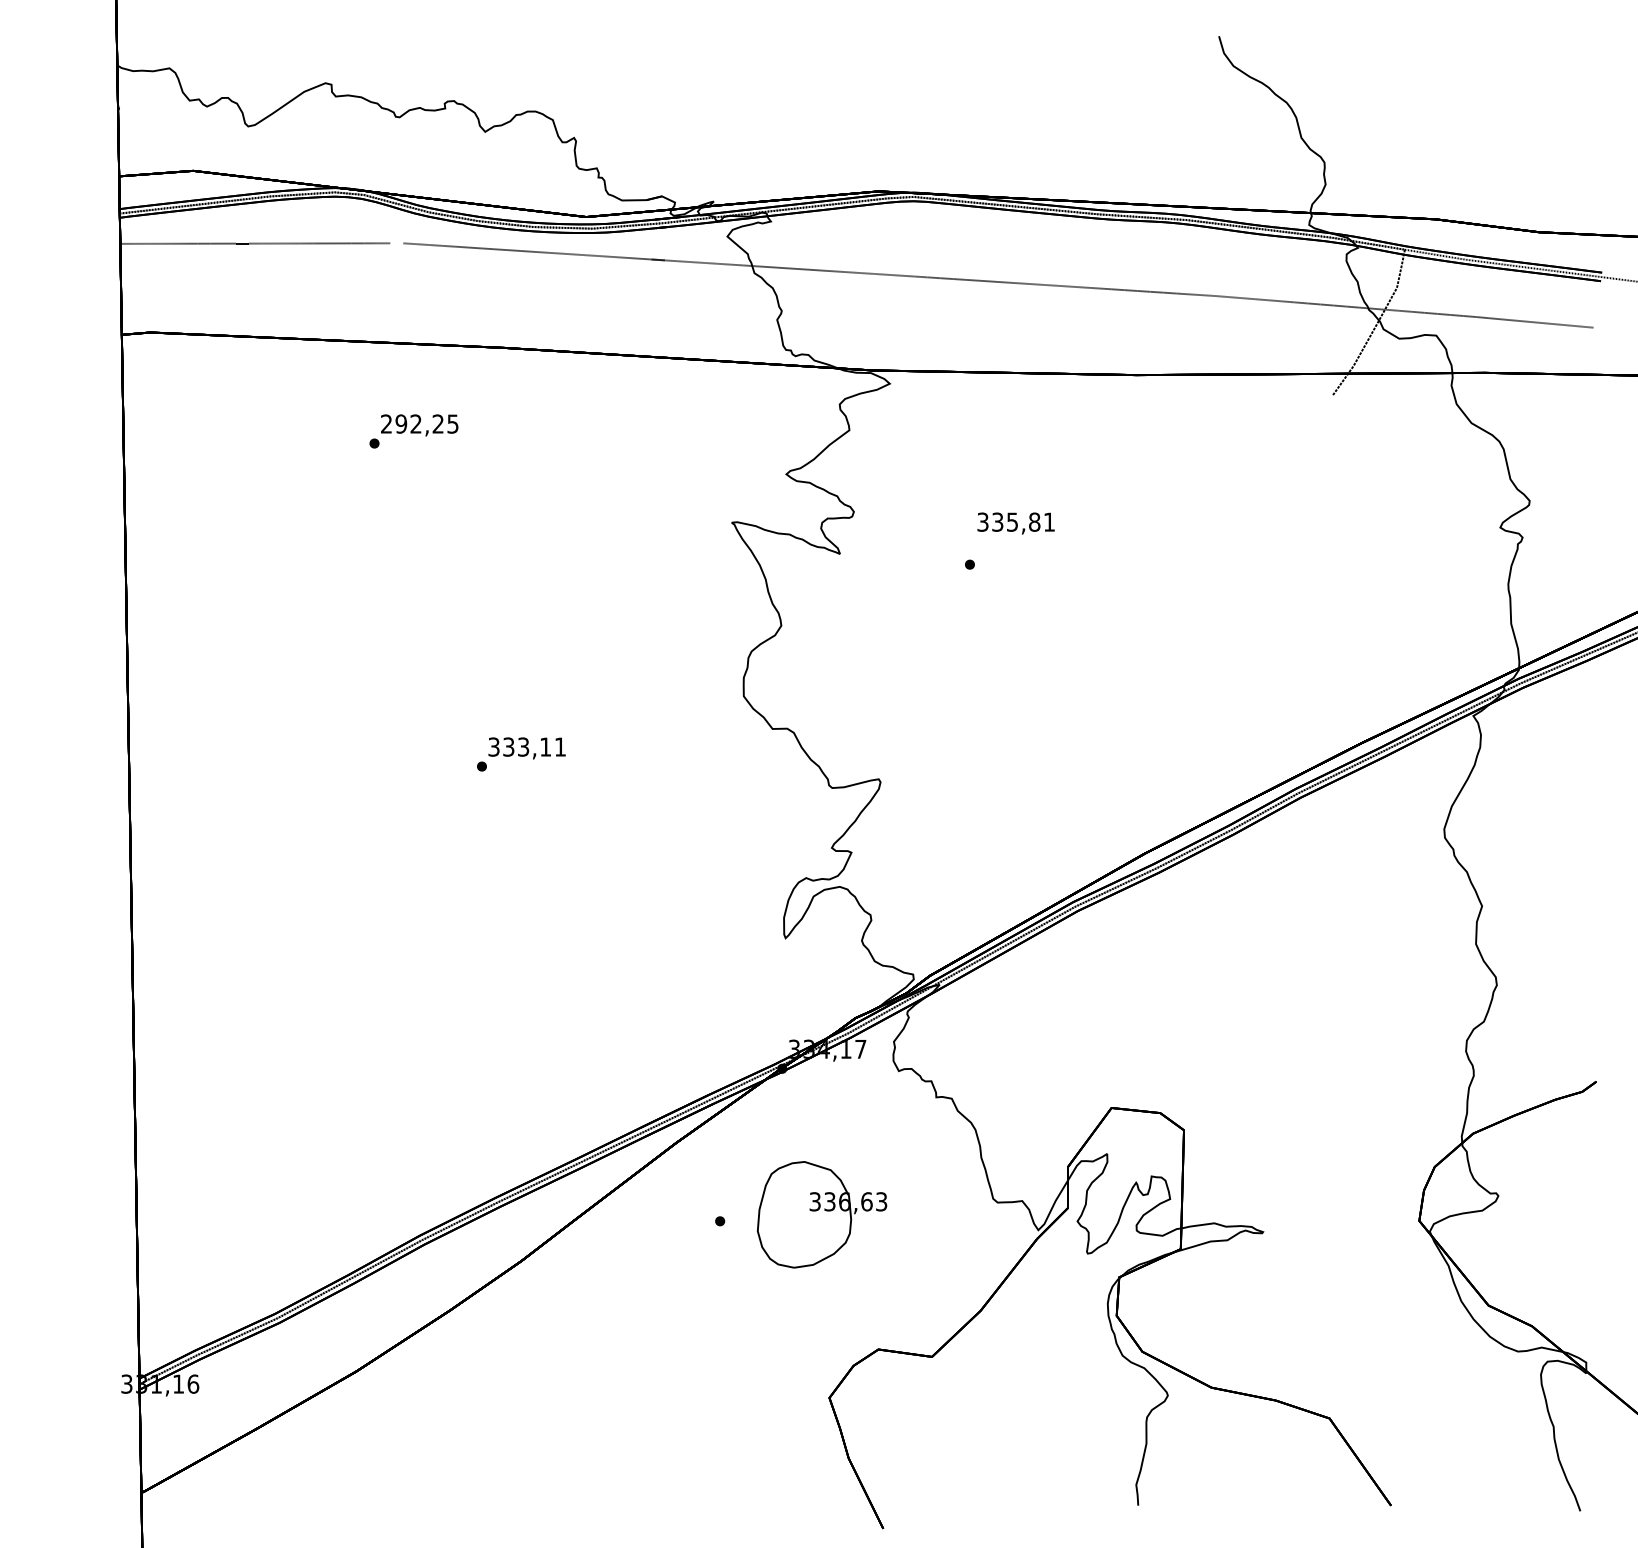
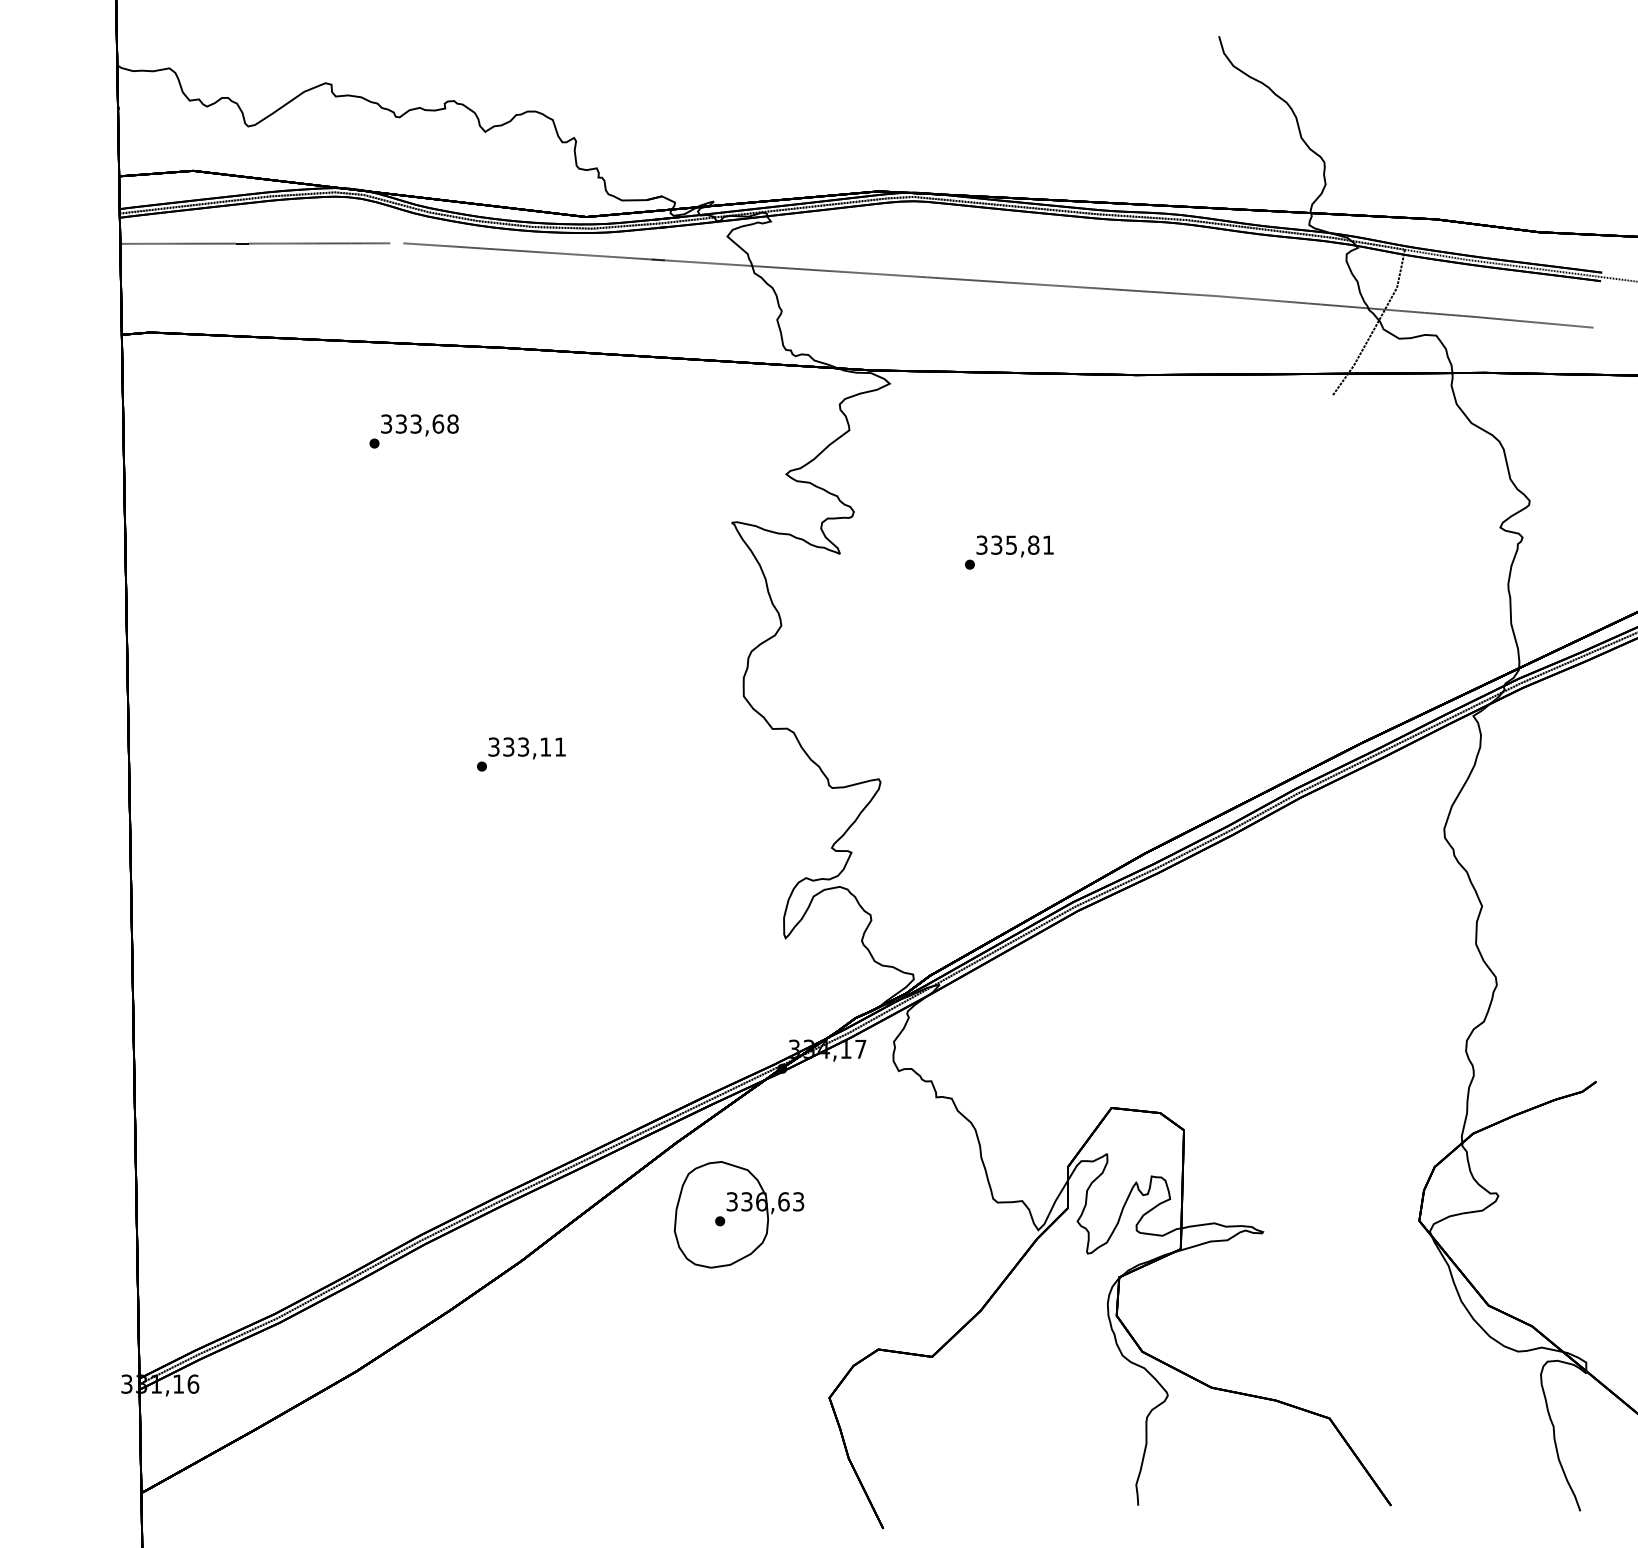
text: 292,25 -> 333,68 (419, 423)
text position: (1015, 523) -> (1014, 546) (1014, 546)
part position: (822, 1214) -> (739, 1214) (739, 1214)
